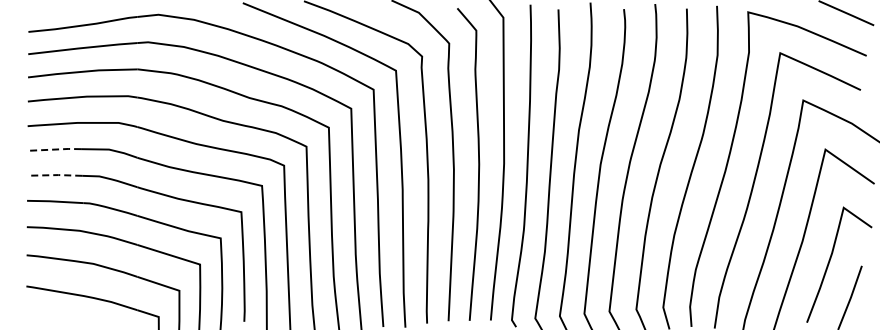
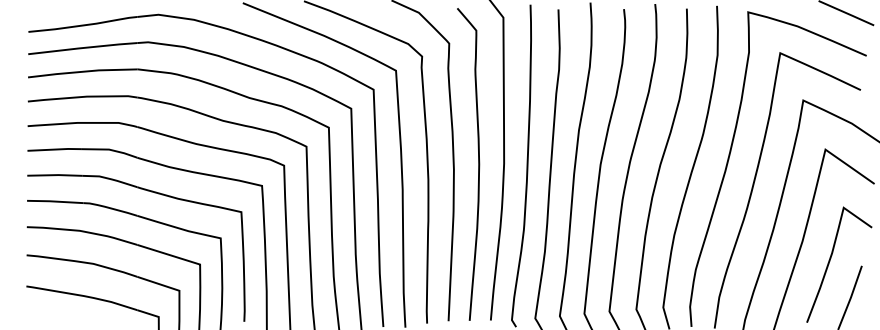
line: dashed -> solid (55, 149)
line: dashed -> solid (54, 175)
